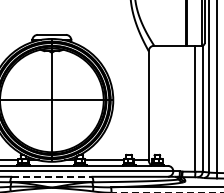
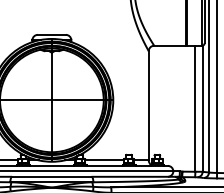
line: dashed -> solid (51, 176)
line: dashed -> solid (167, 192)
